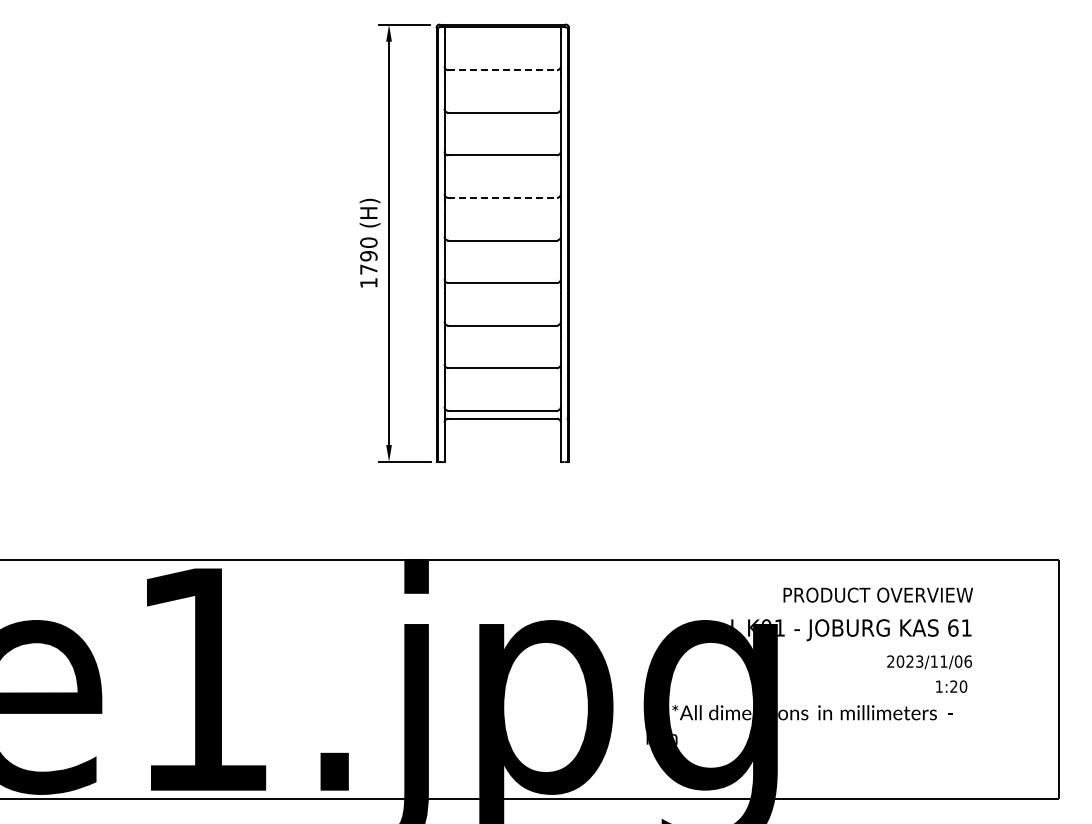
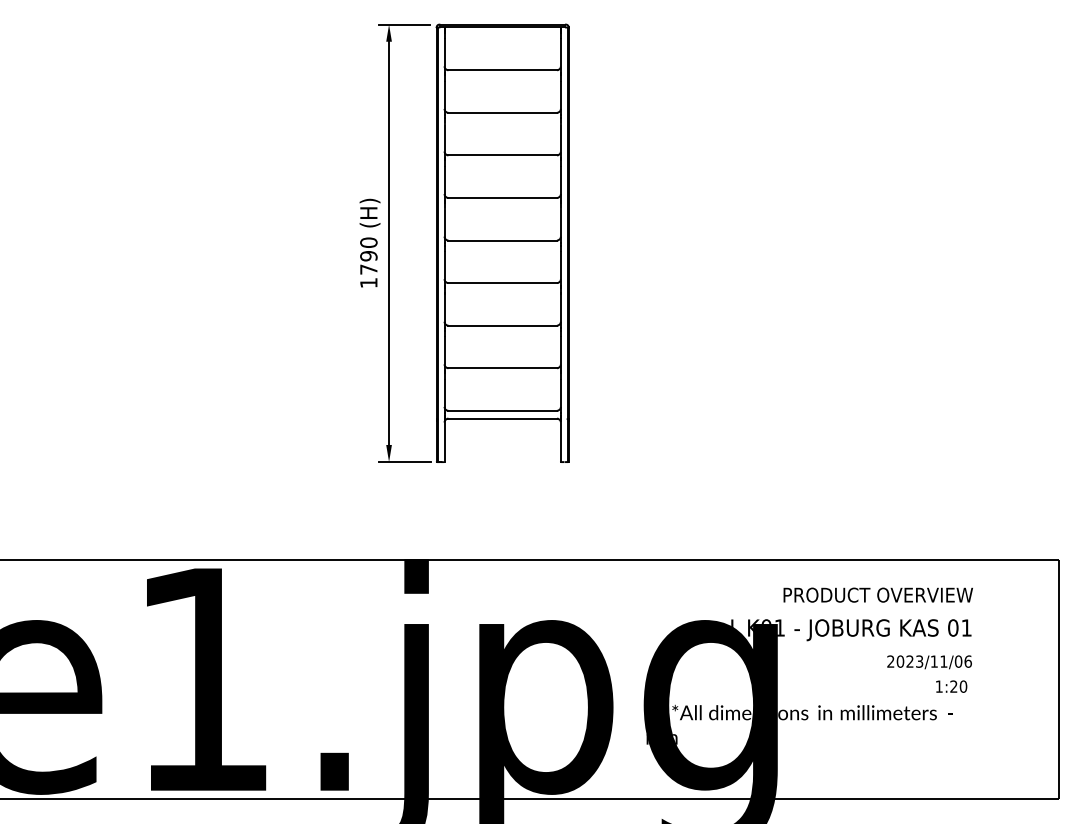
line: dashed -> solid (503, 70)
line: dashed -> solid (503, 197)
text: 61 -> 01 (953, 627)
